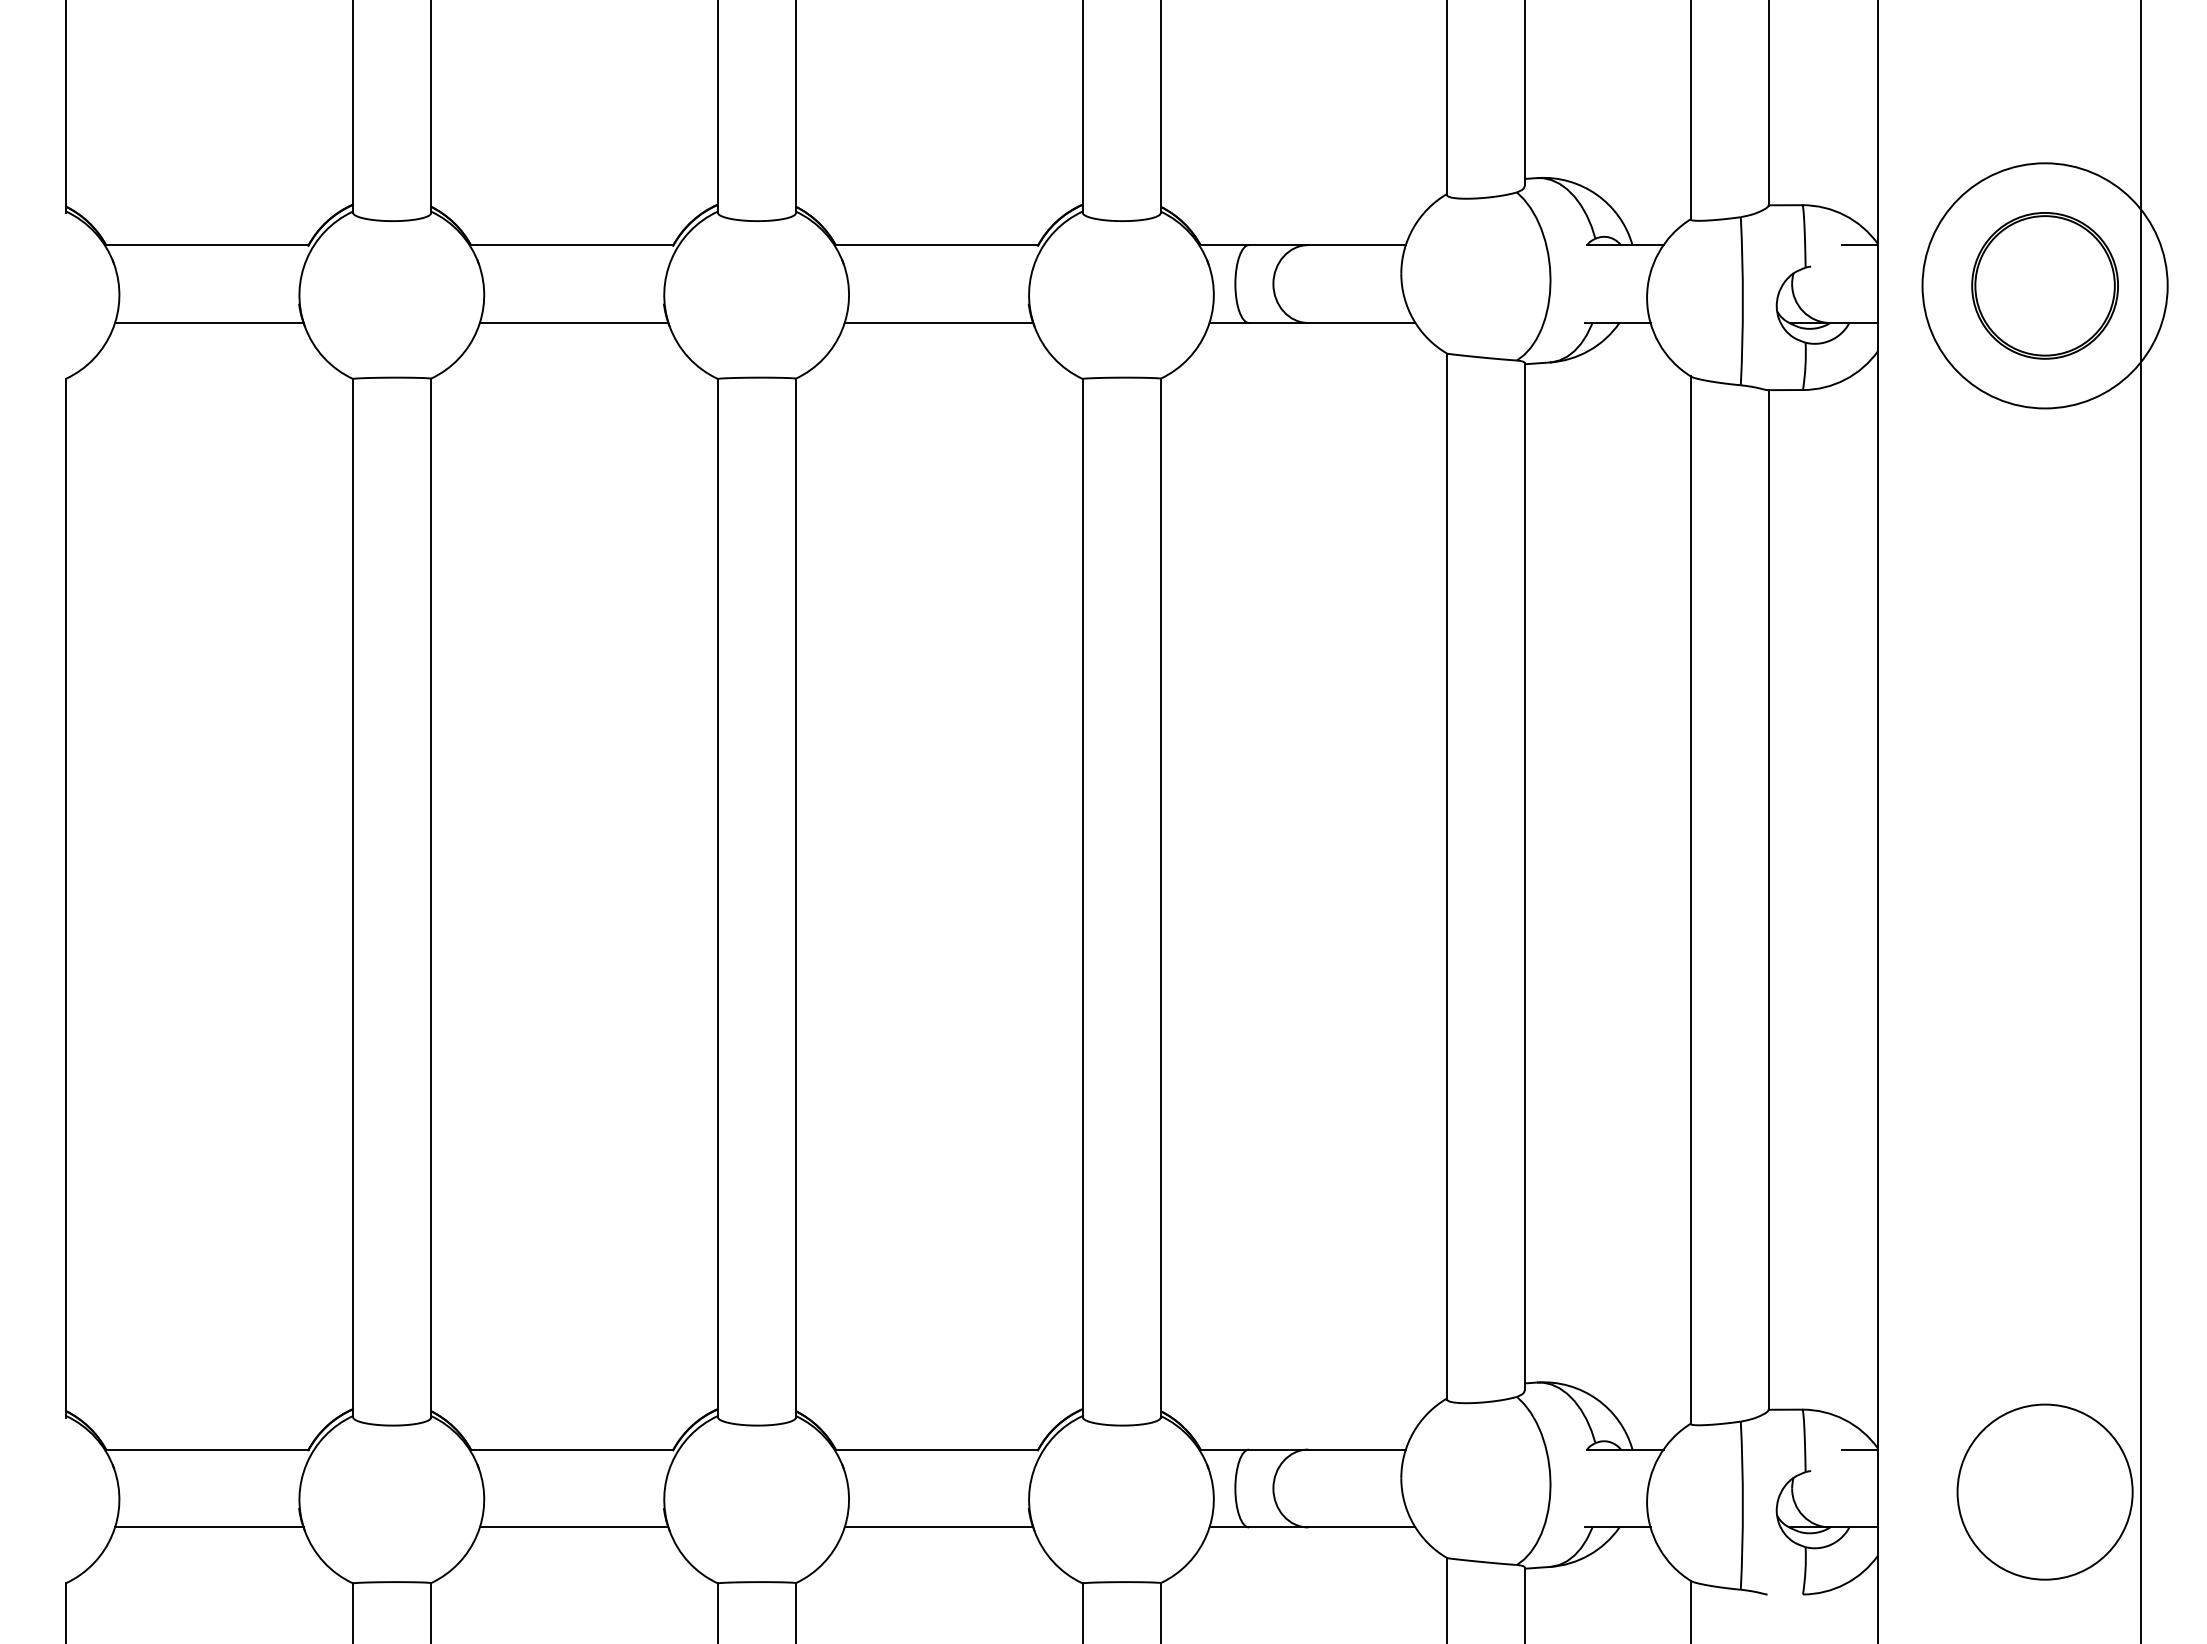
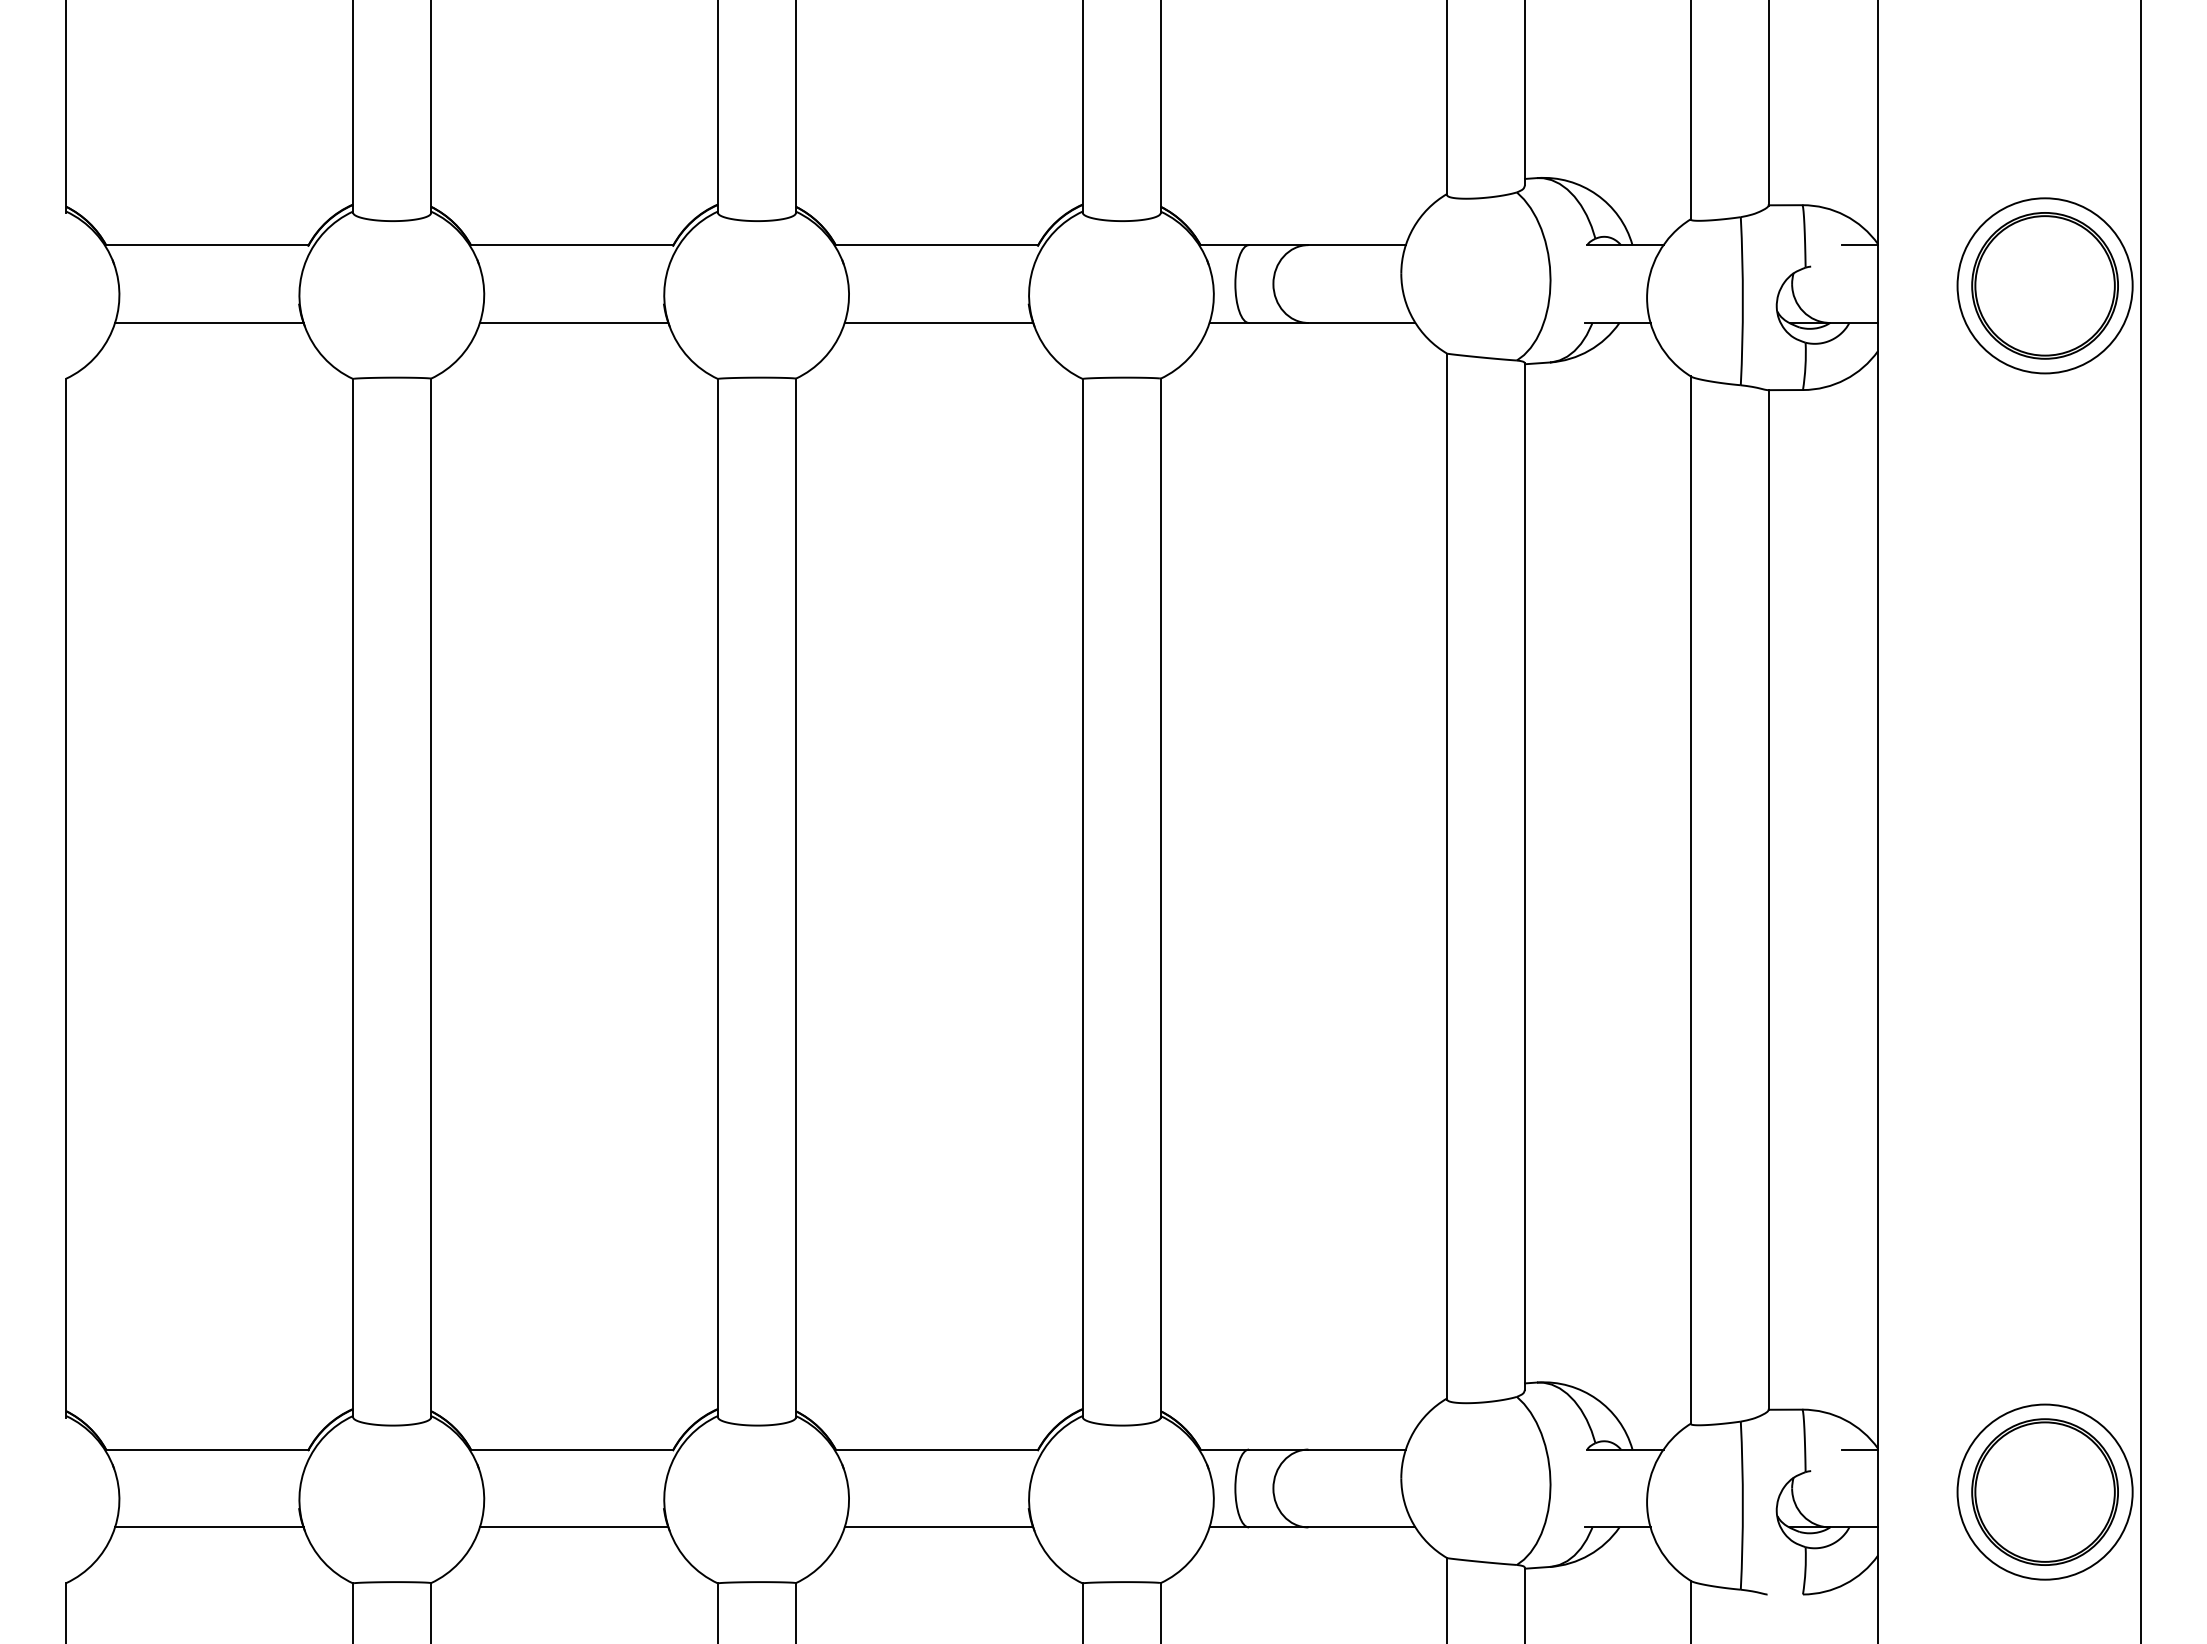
circle diameter: 245 px -> 175 px (2044, 285)
part: none -> present (2044, 1491)
